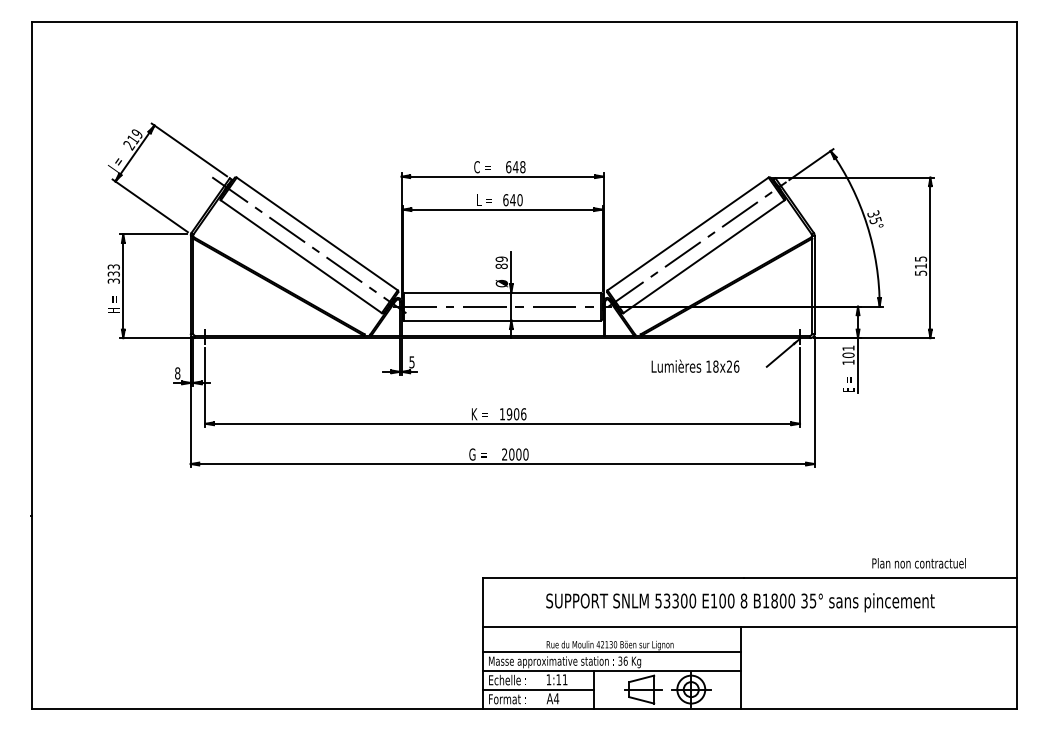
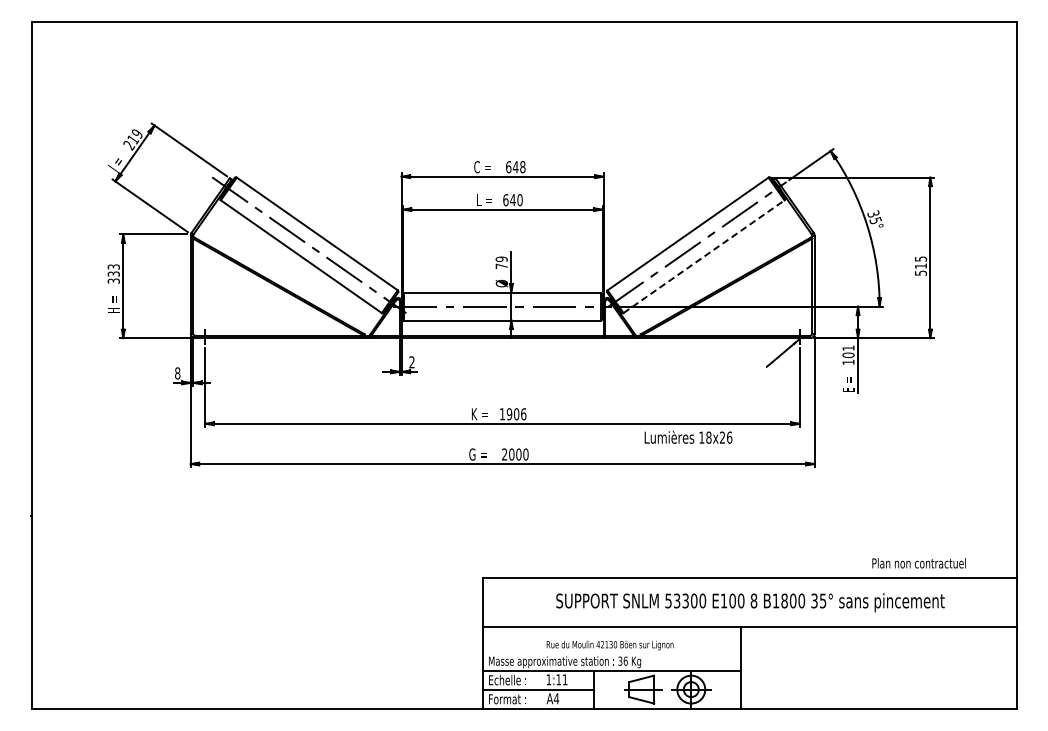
line: solid -> dashed (704, 256)
text: 89 -> 79 (501, 266)
text: 5 -> 2 (411, 362)
text position: (695, 365) -> (688, 436) (688, 436)
text position: (740, 602) -> (750, 602) (750, 602)
line: present -> none (611, 652)
